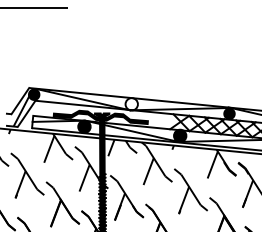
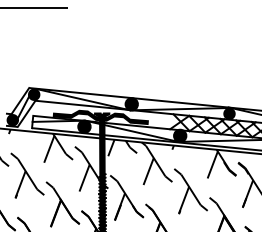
fill: none -> present (131, 104)
fill: none -> present (12, 120)
